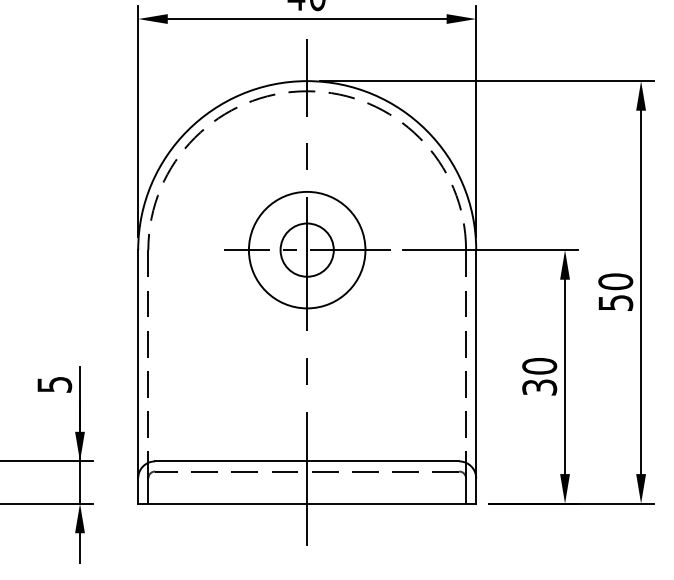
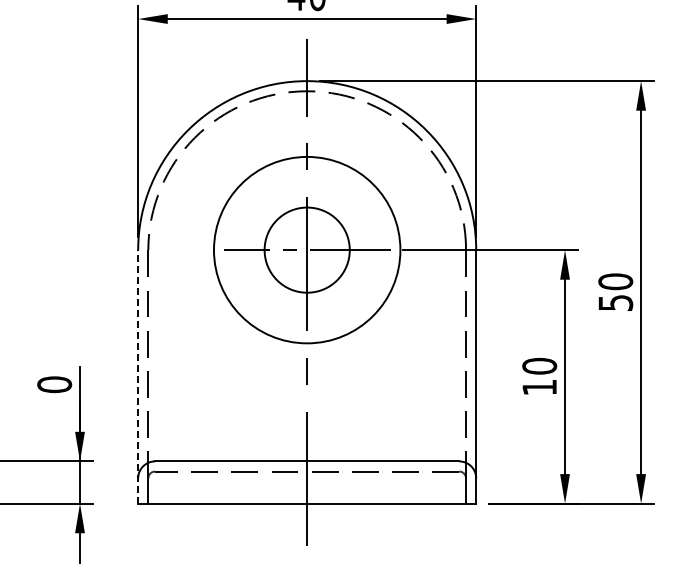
circle diameter: 117 px -> 186 px (306, 249)
circle diameter: 53 px -> 85 px (306, 249)
line: solid -> dashed (138, 376)
text: 5 -> 0 (54, 384)
text: 30 -> 10 (539, 387)
